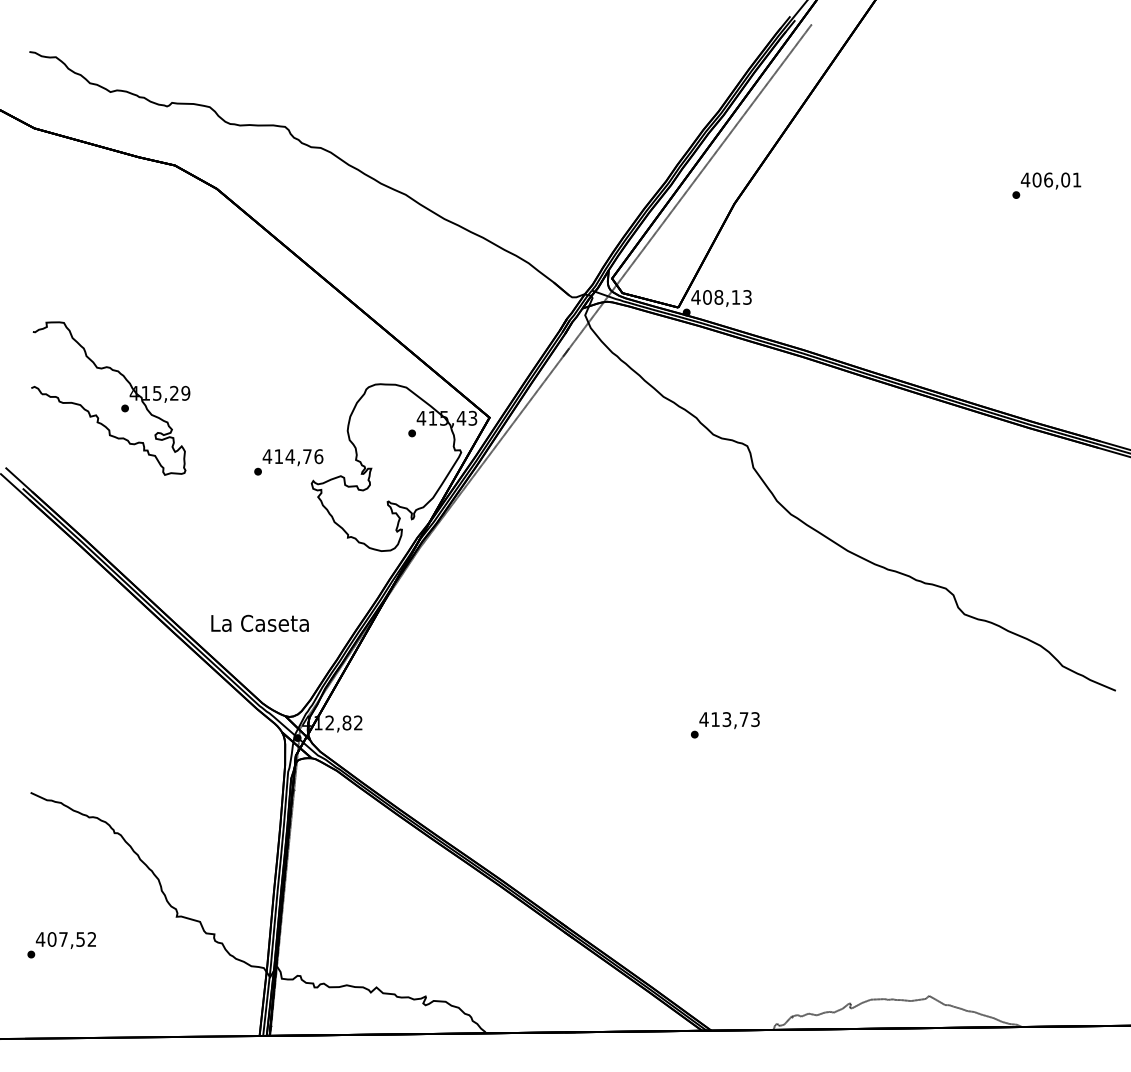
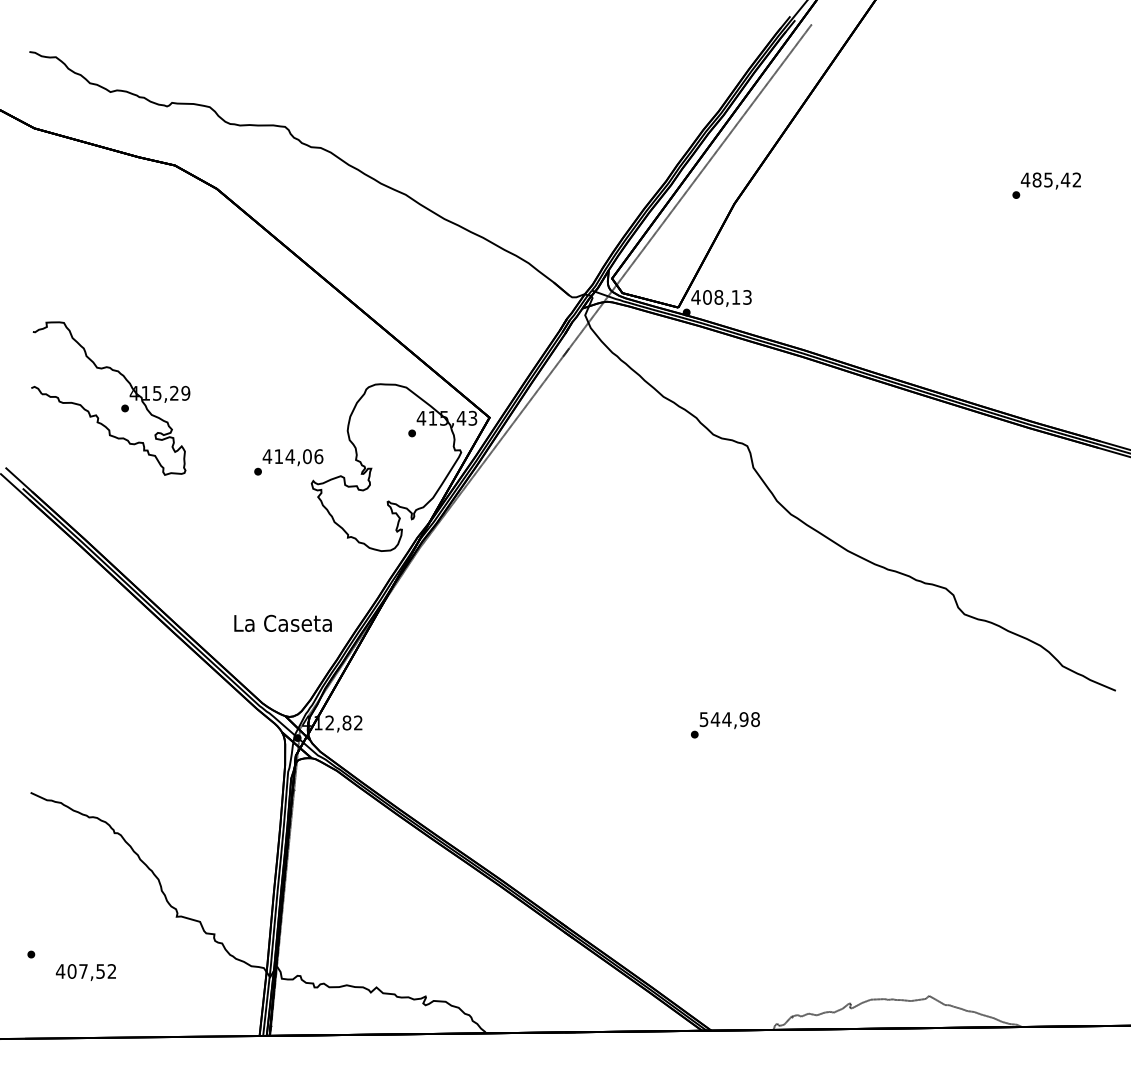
text: 406,01 -> 485,42 (1056, 179)
text: 414,76 -> 414,06 (307, 456)
text position: (259, 622) -> (282, 622) (282, 622)
text: 413,73 -> 544,98 (729, 719)
text position: (65, 940) -> (85, 972) (85, 972)
